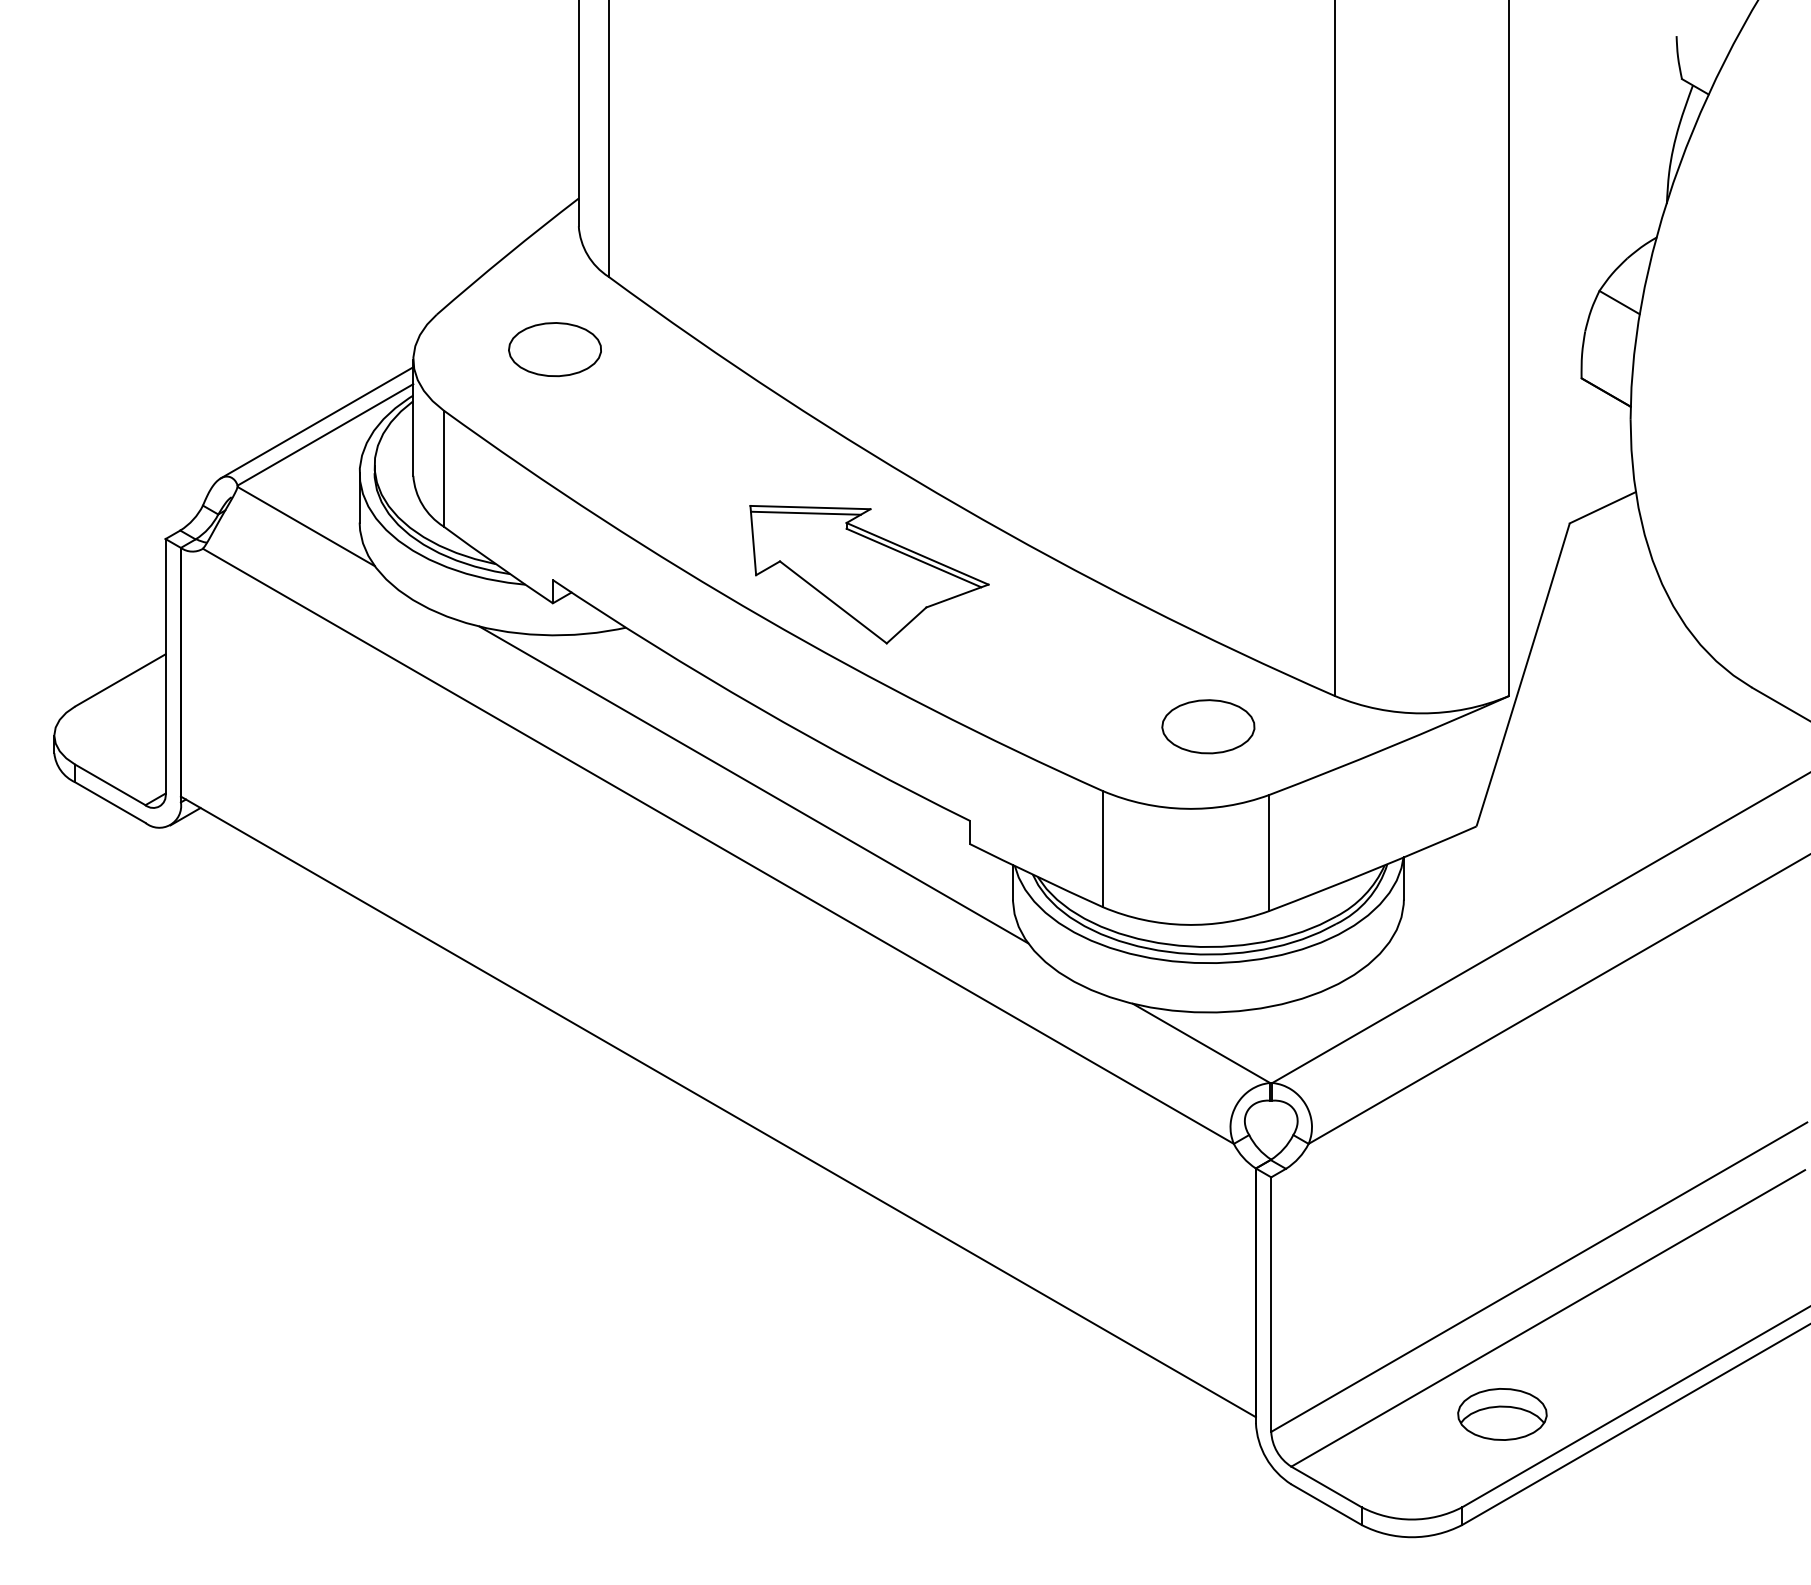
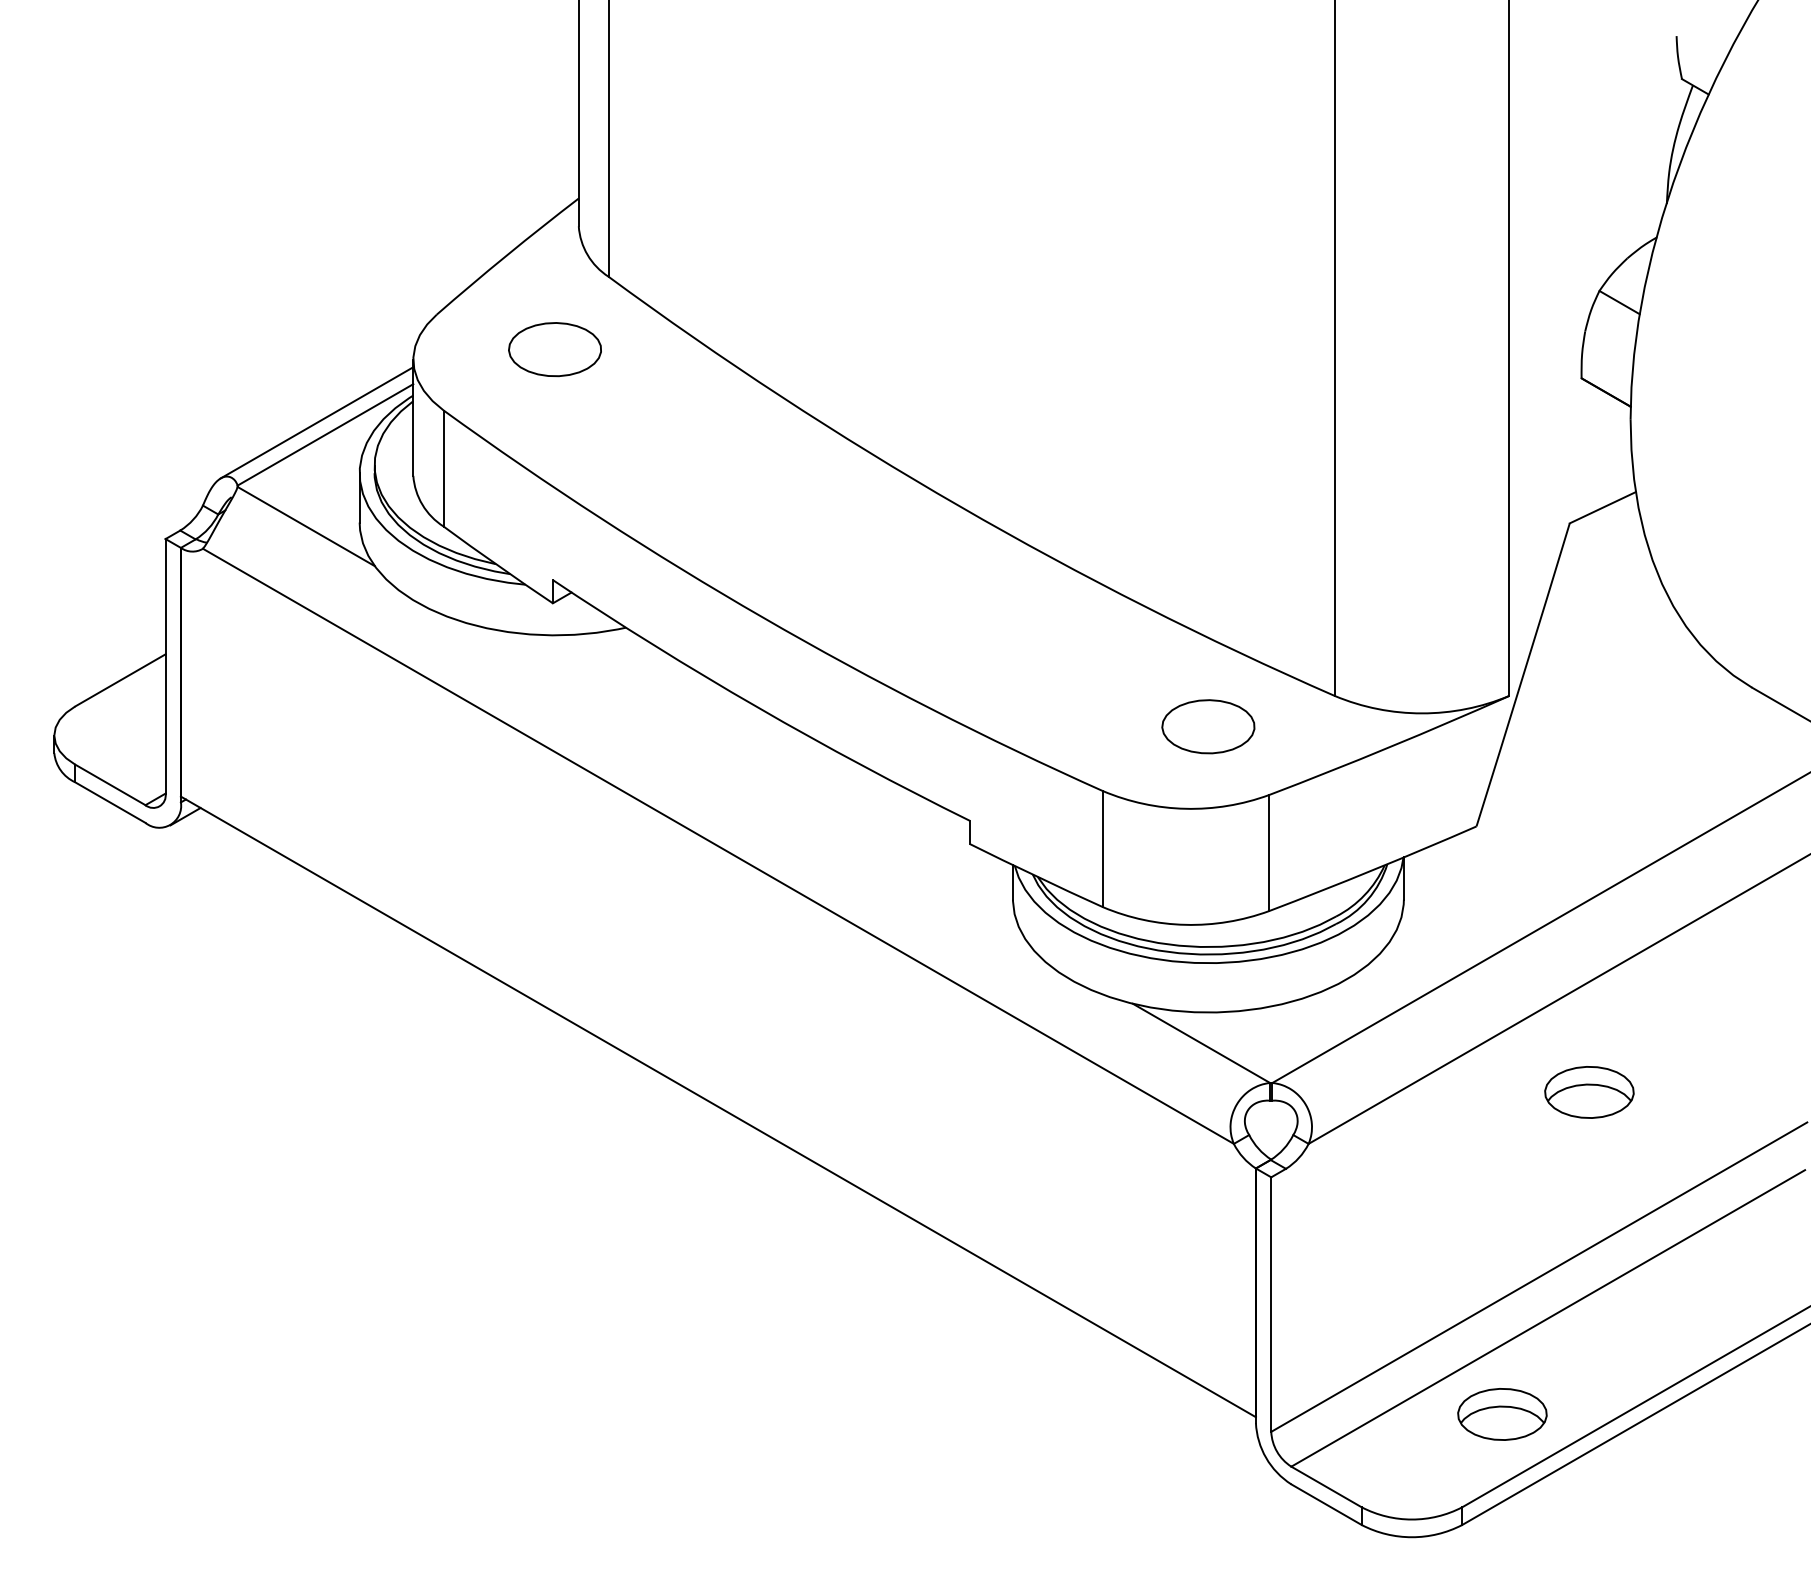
part: present -> none (869, 574)
line: present -> none (753, 784)
part: none -> present (1589, 1092)
